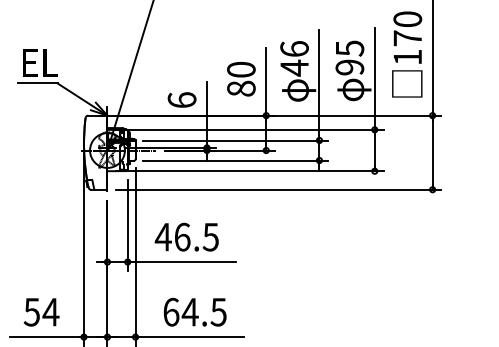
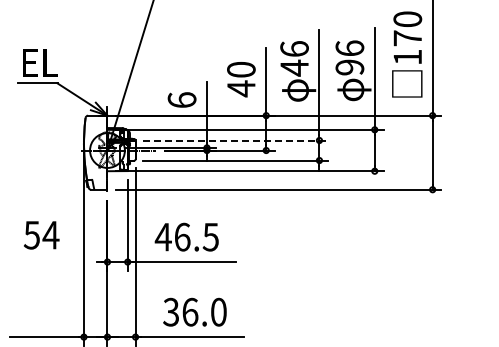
text: 95 -> 96 (349, 48)
text: 80 -> 40 (241, 88)
line: solid -> dashed (236, 140)
text: 64.5 -> 36.0 (194, 311)
text position: (41, 312) -> (41, 235) (41, 235)
